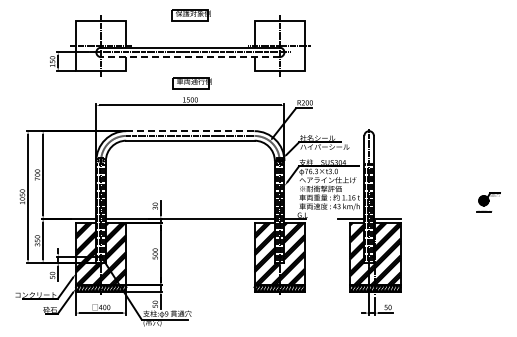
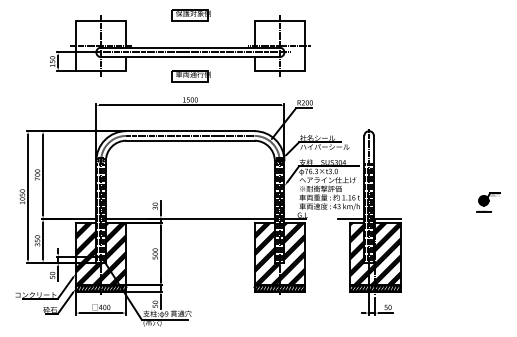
line: dashed -> solid (189, 57)
part position: (191, 83) -> (190, 76) (190, 76)
line: dashed -> solid (190, 131)
